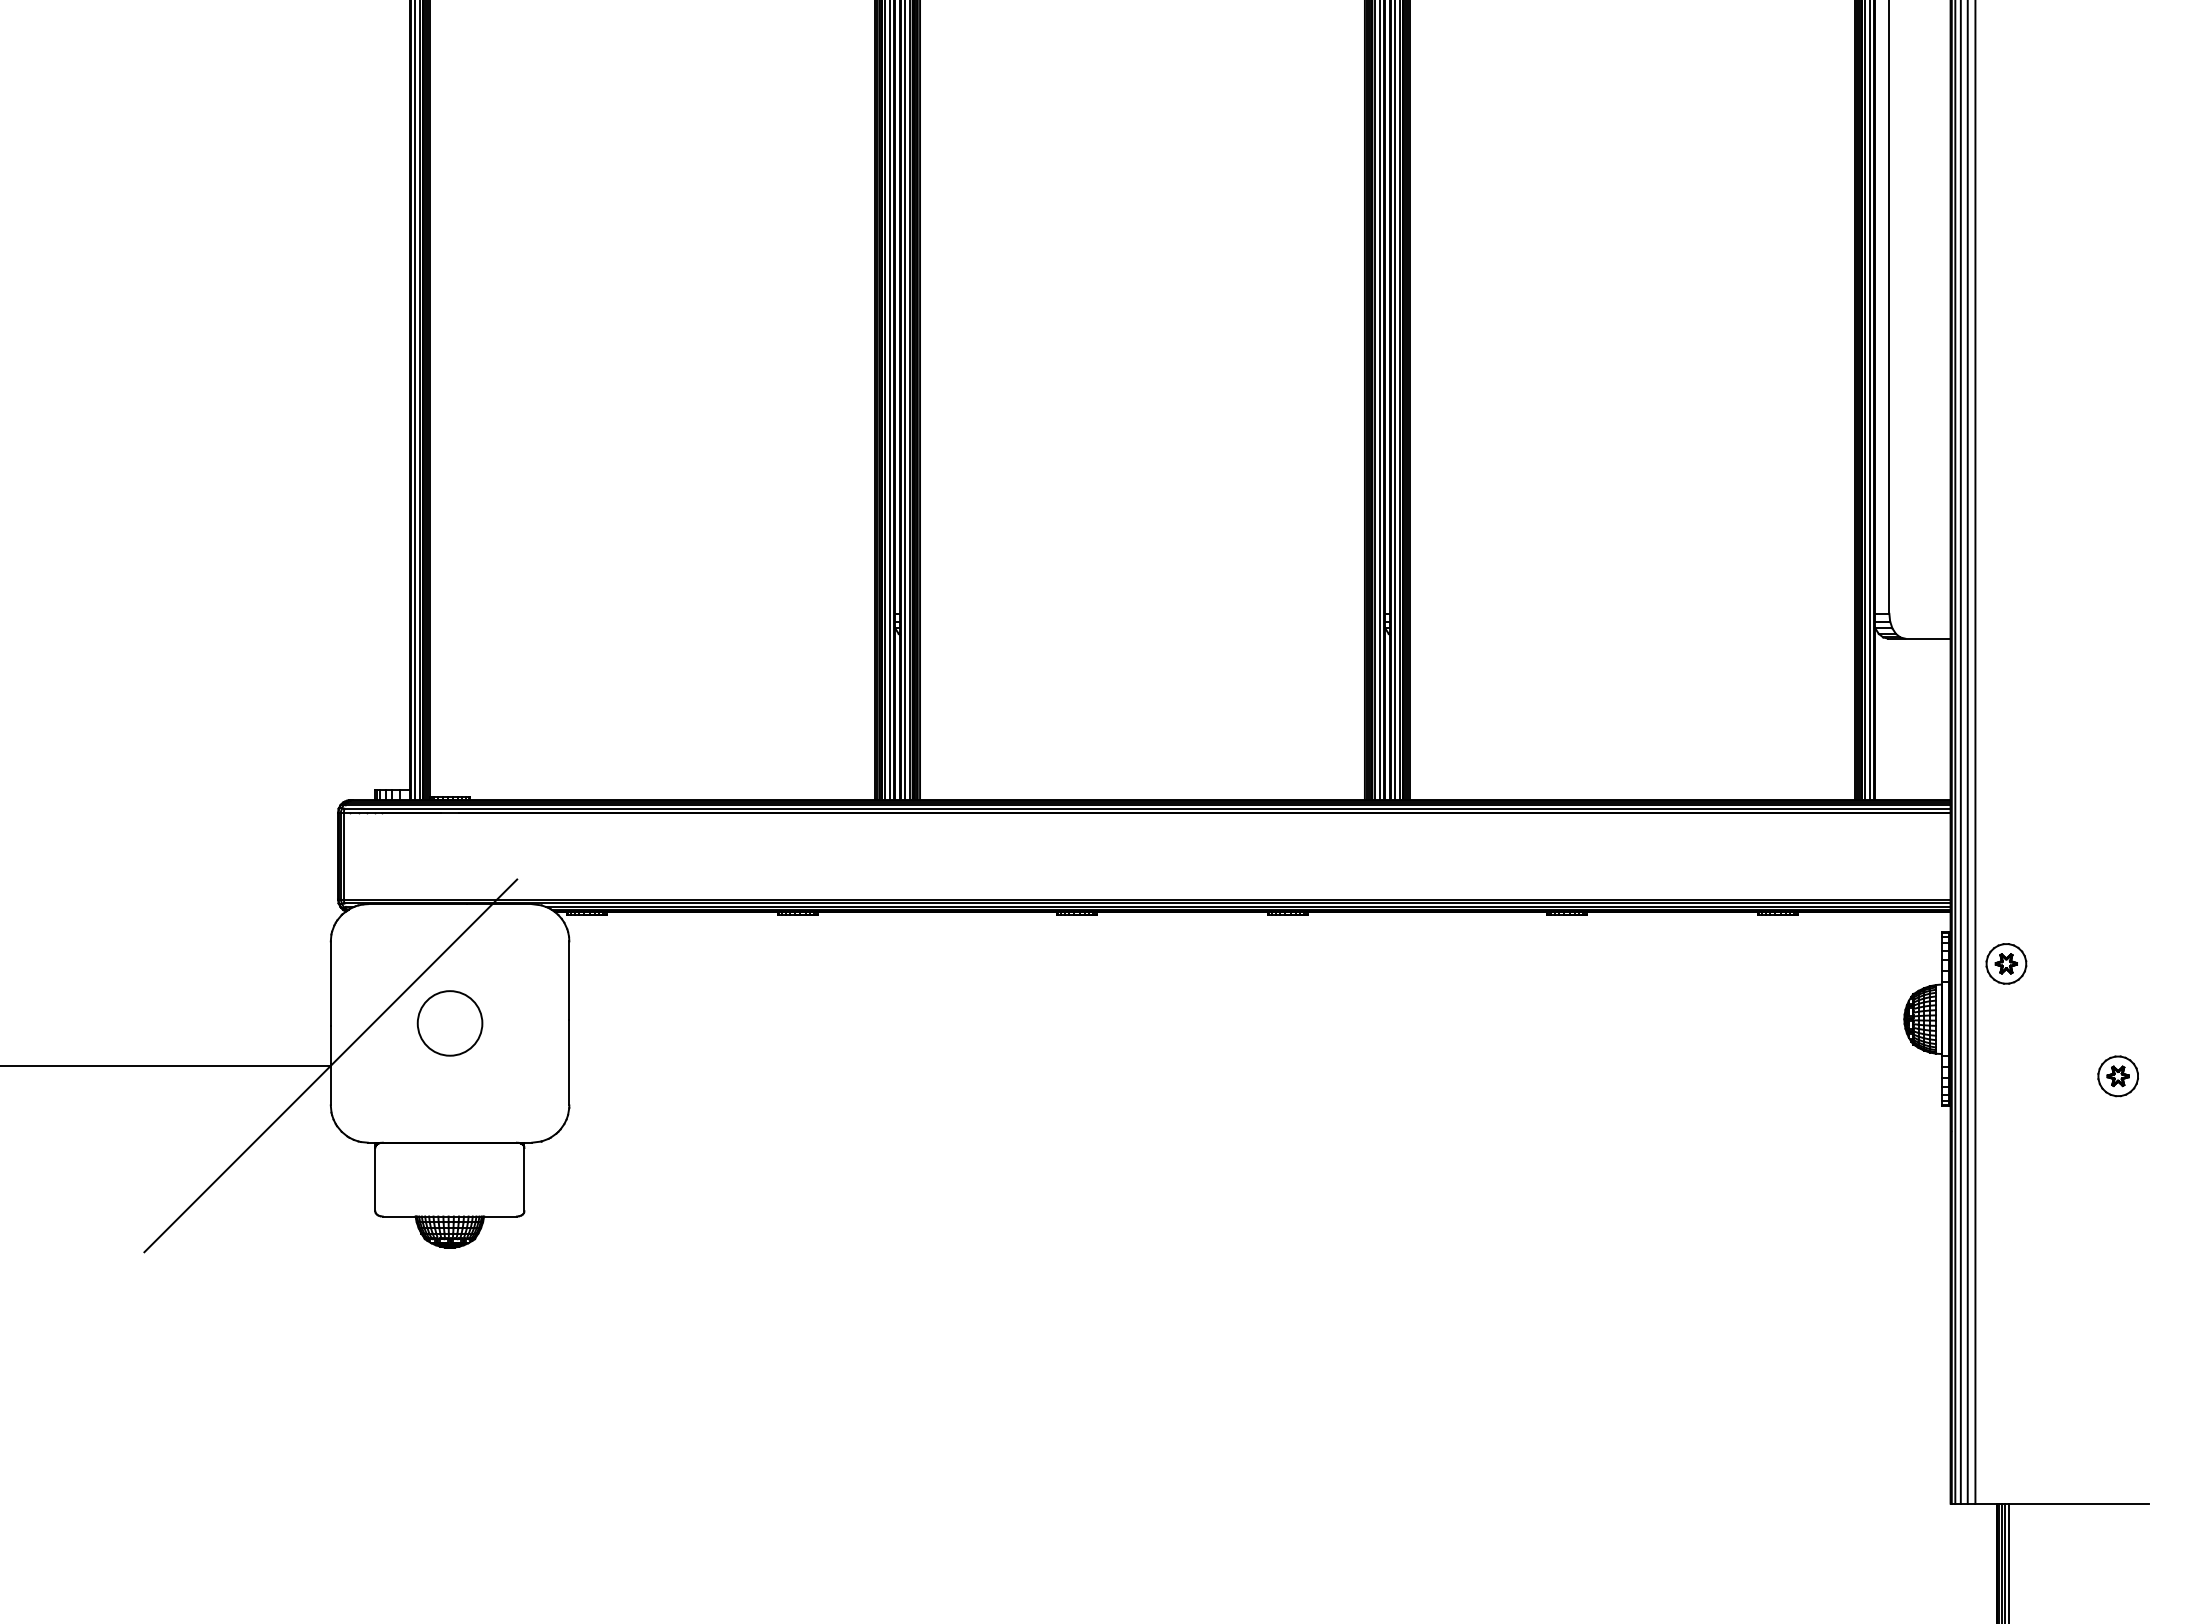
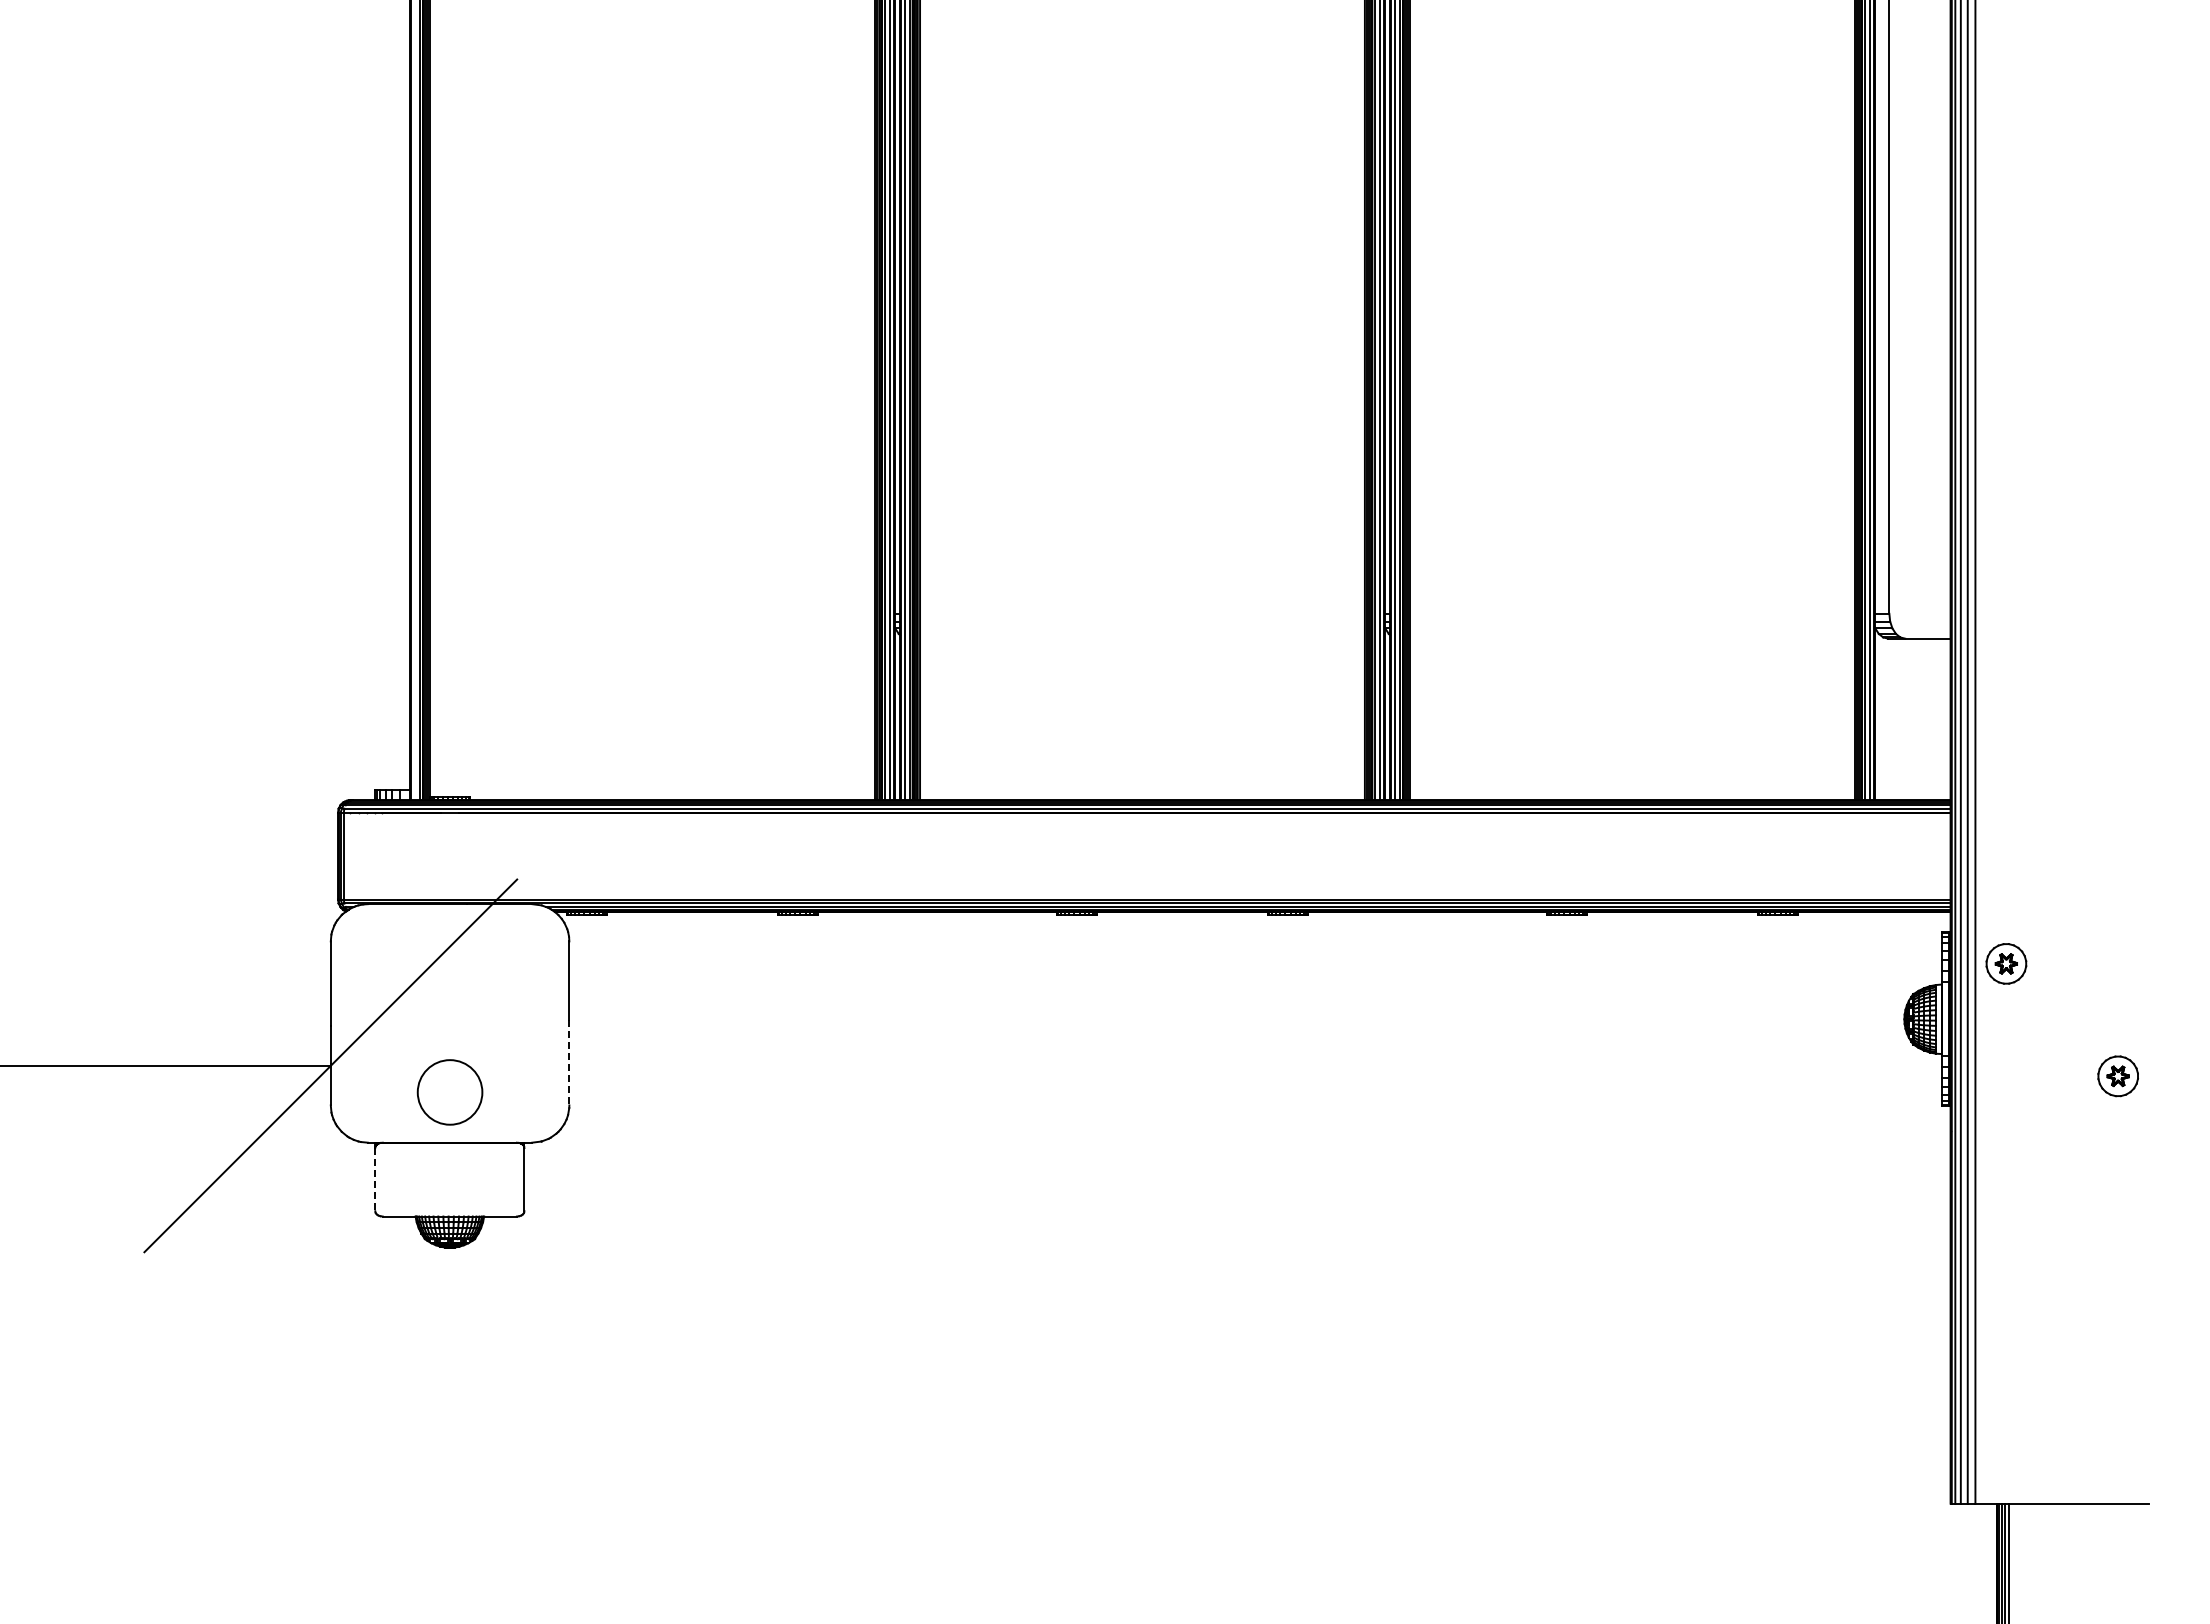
line: present -> none (414, 401)
circle position: (449, 1023) -> (449, 1092) (449, 1092)
line: solid -> dashed (569, 1062)
line: solid -> dashed (375, 1179)
